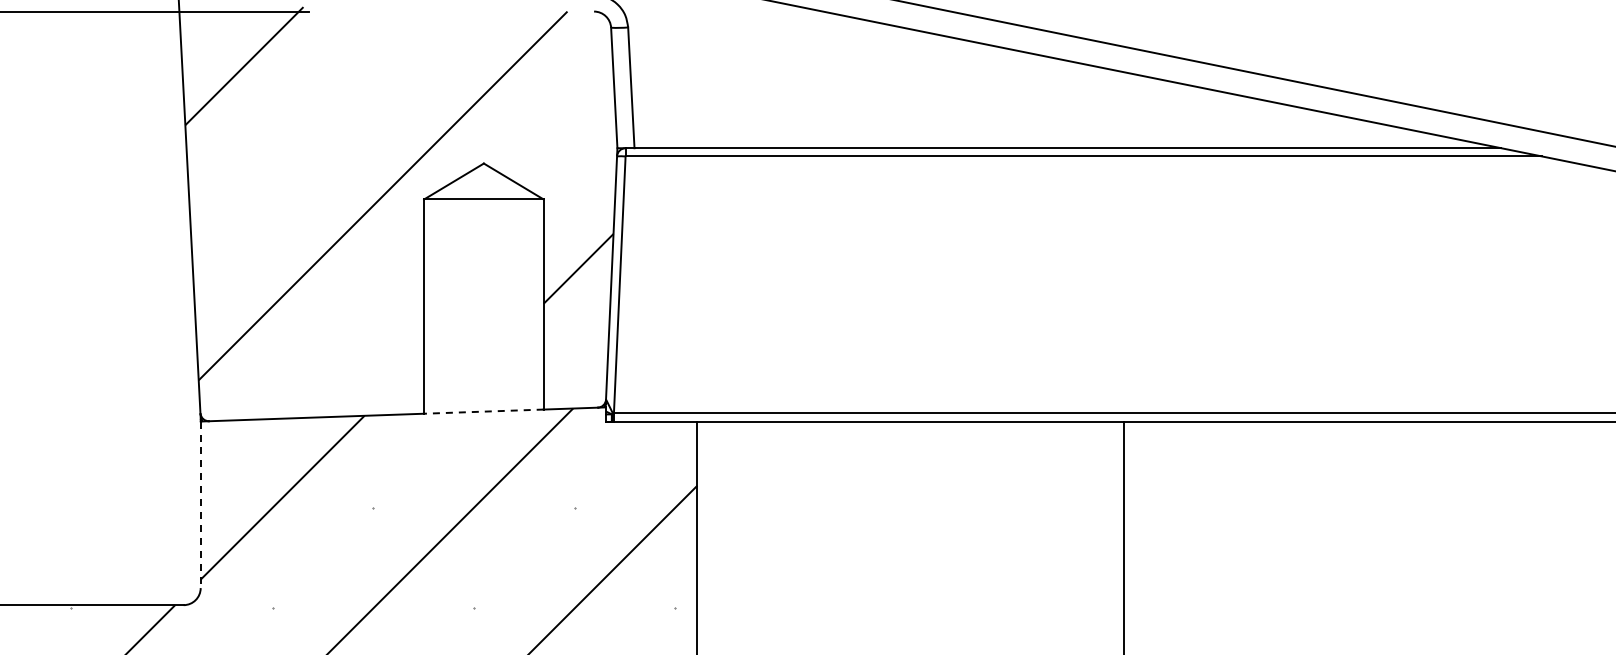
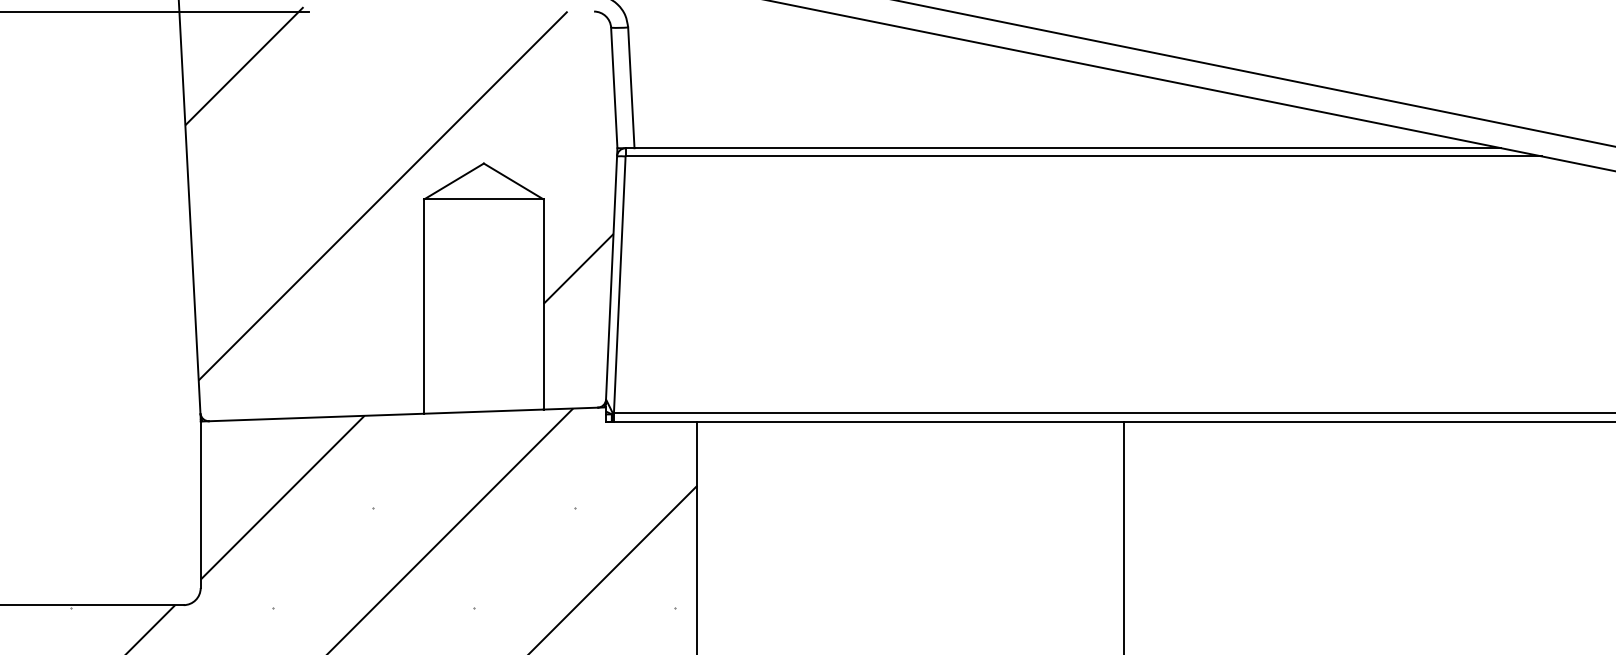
line: dashed -> solid (483, 411)
line: dashed -> solid (200, 505)
